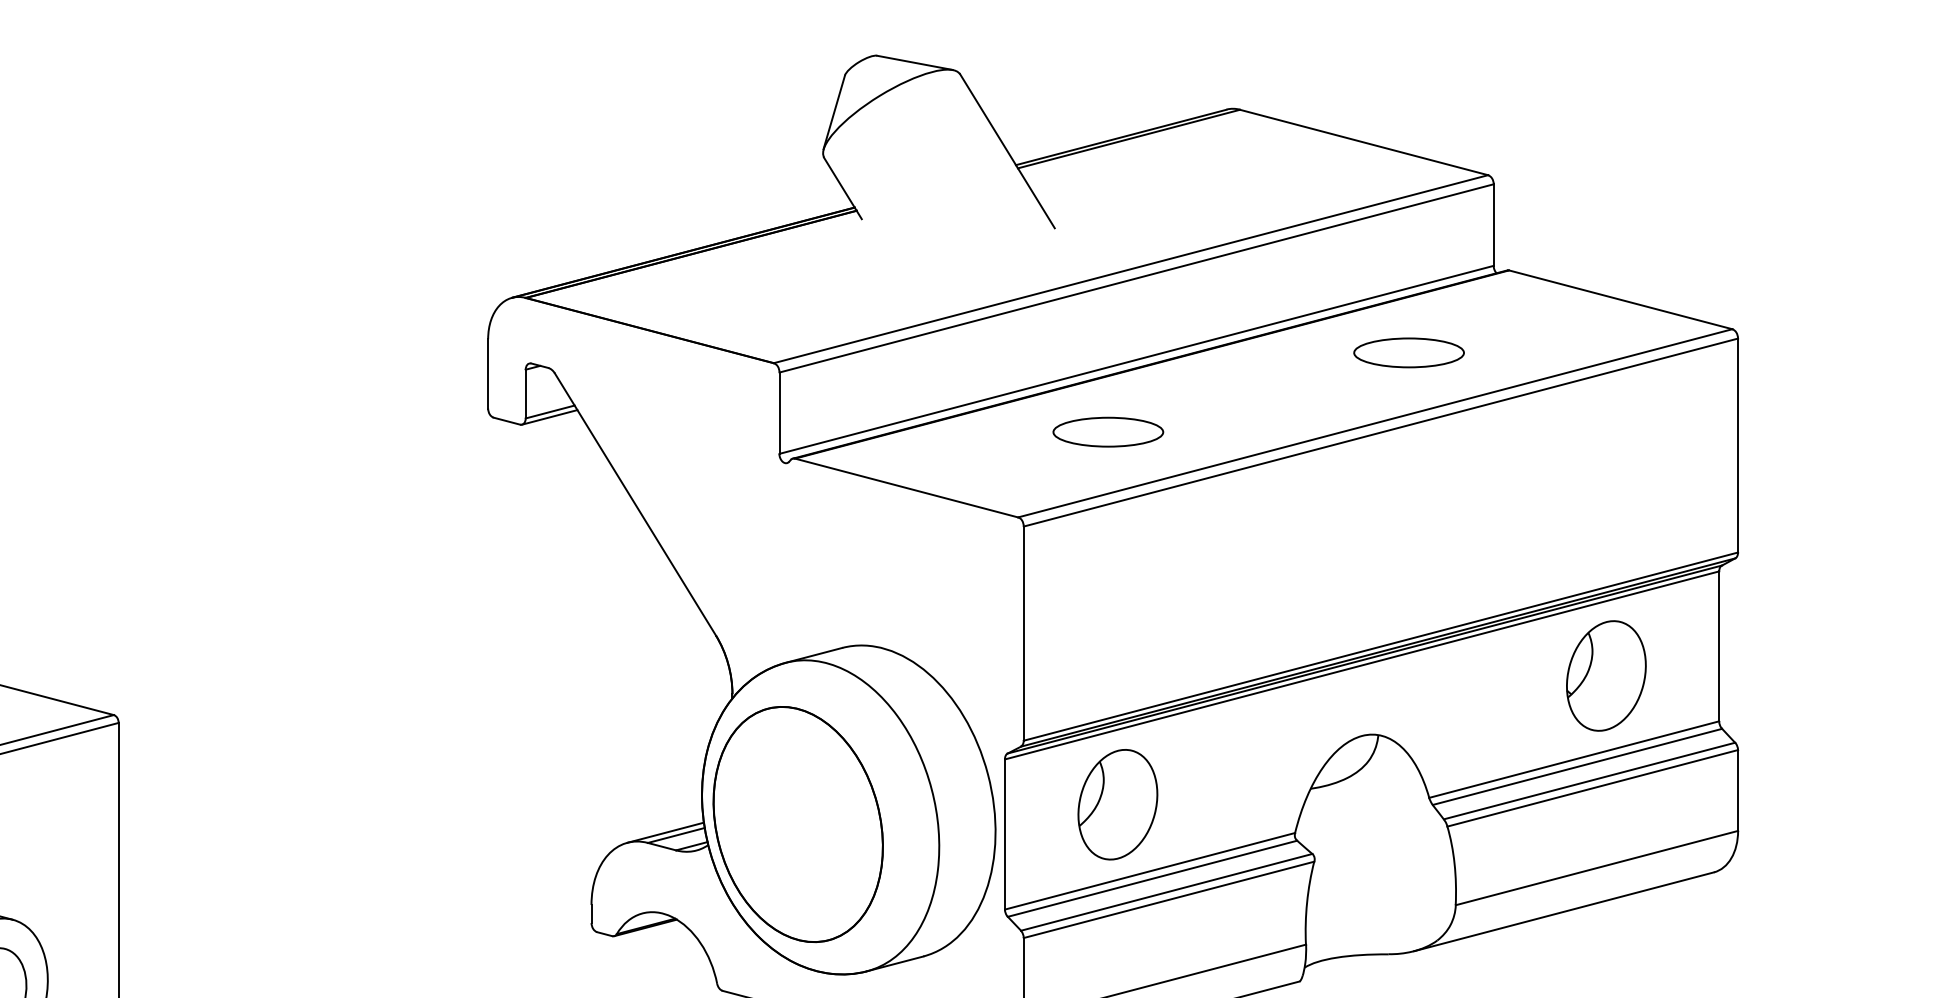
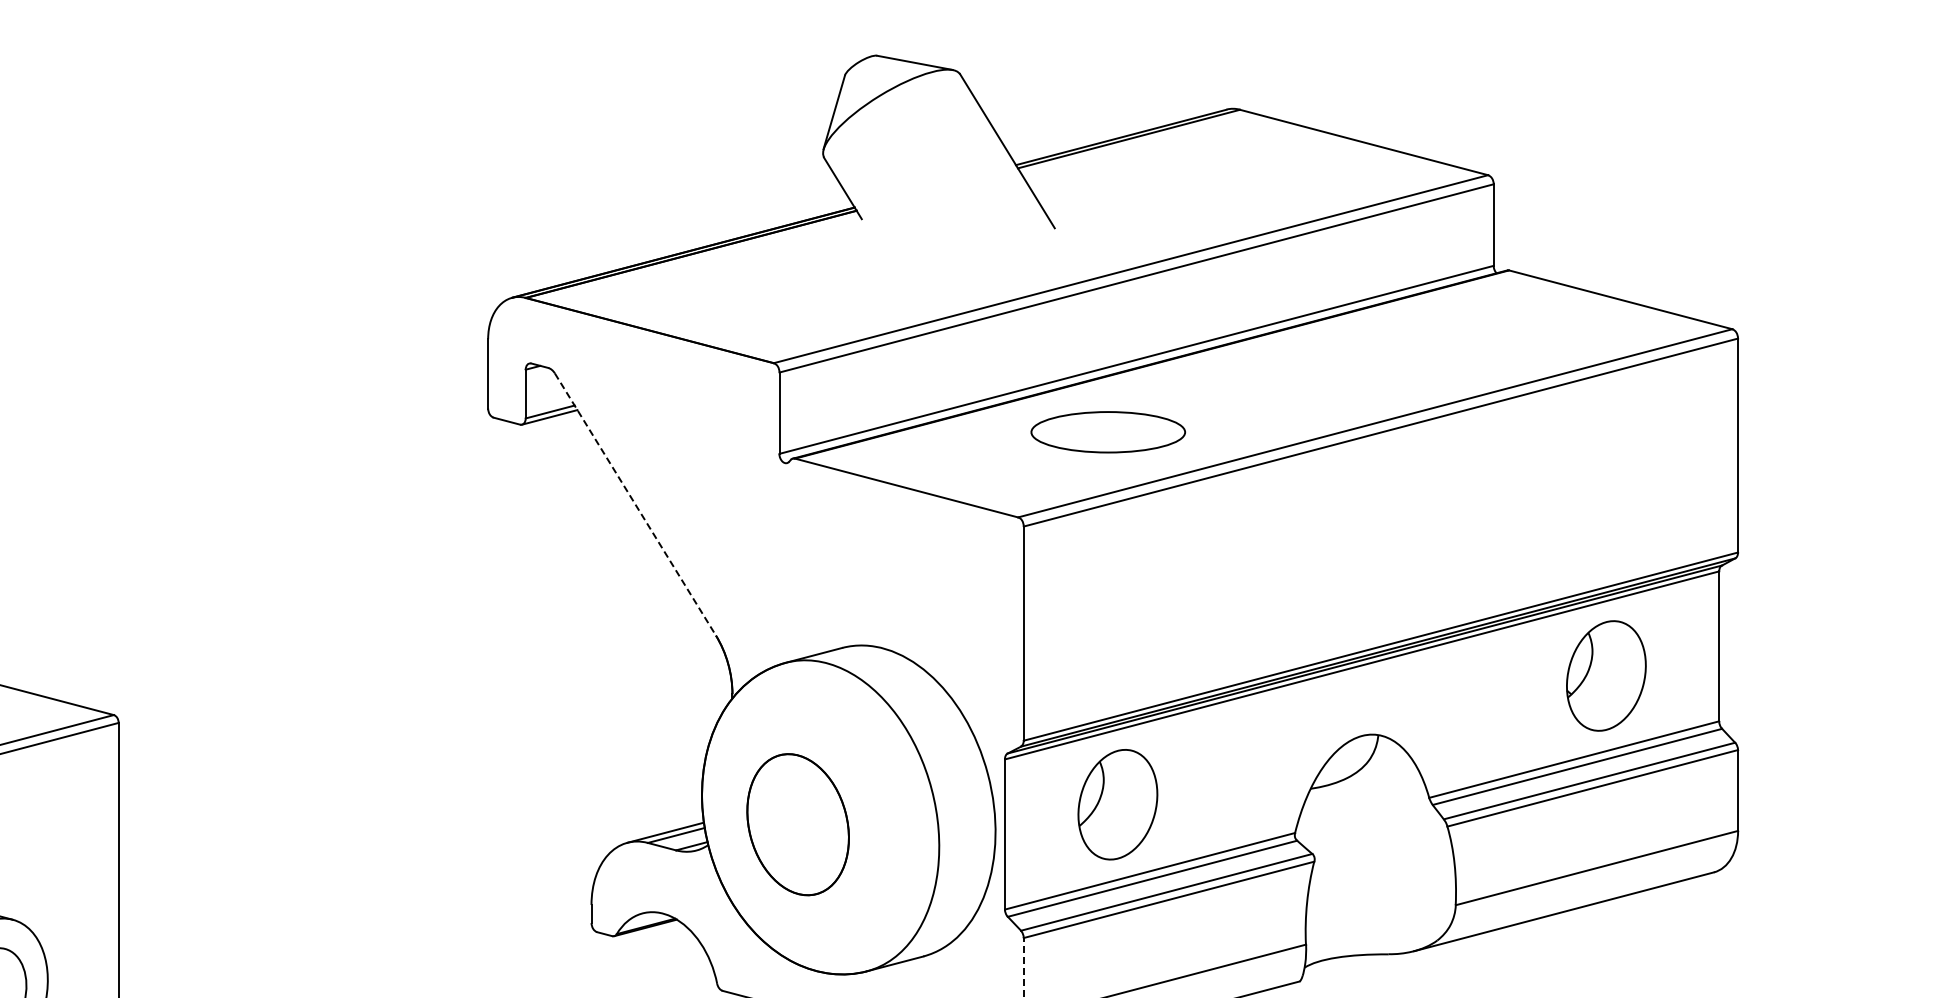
part: present -> none (1408, 352)
part size: 113x32 px -> 157x43 px (1108, 432)
line: solid -> dashed (635, 504)
part size: 172x238 px -> 104x144 px (797, 824)
line: solid -> dashed (1023, 967)
